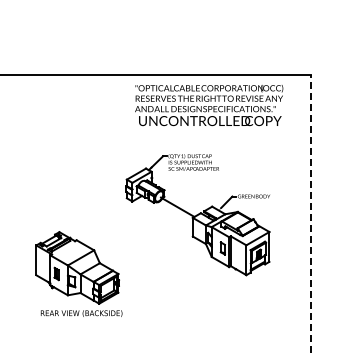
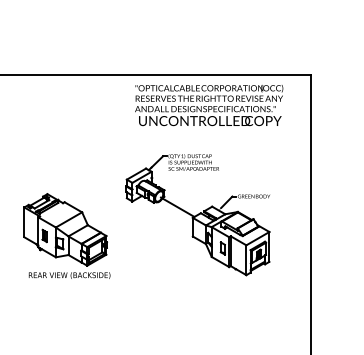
line: dashed -> solid (310, 214)
part position: (78, 273) -> (66, 235) (66, 235)
